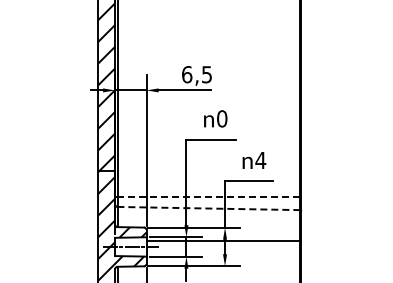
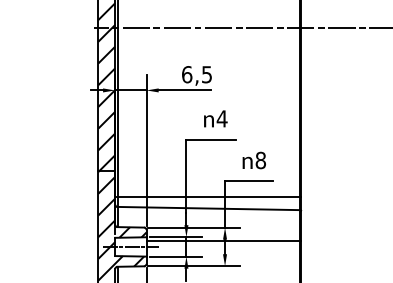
line: none -> present (241, 28)
text: 0 -> 4 (221, 118)
text: 4 -> 8 (260, 160)
line: dashed -> solid (208, 196)
line: dashed -> solid (208, 208)
